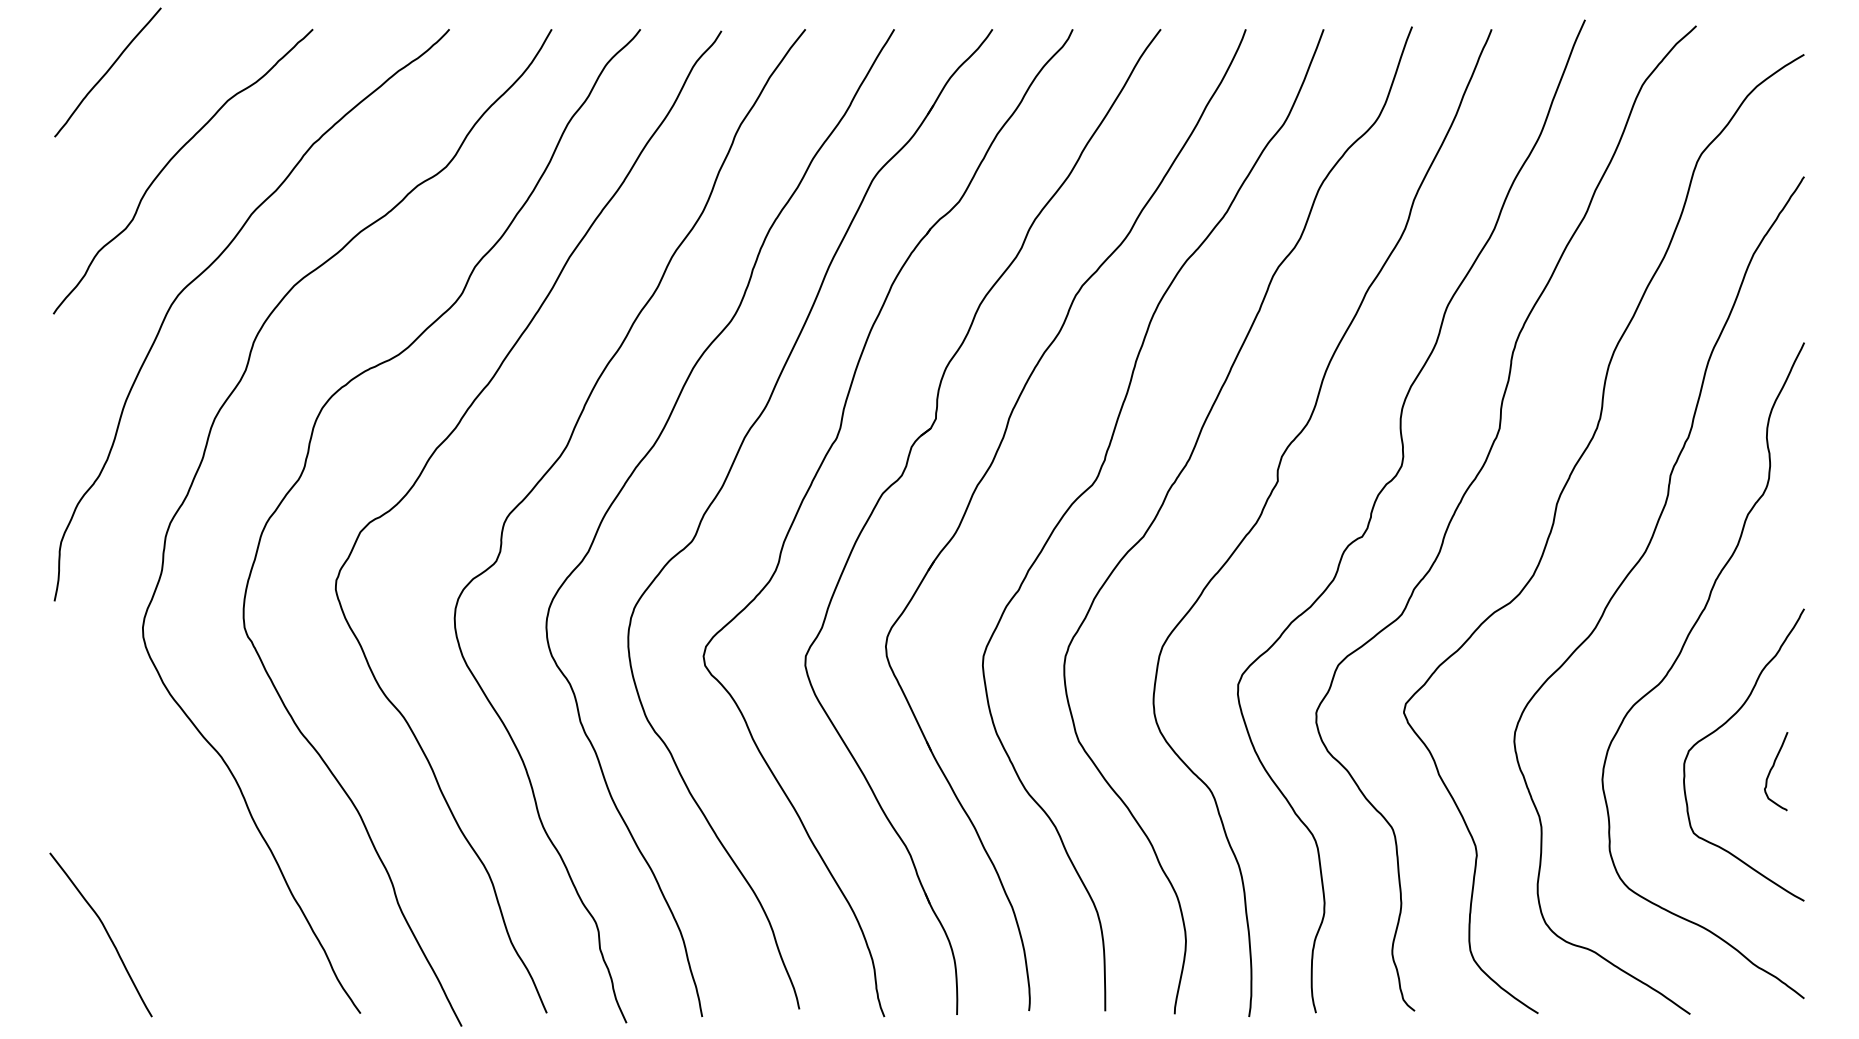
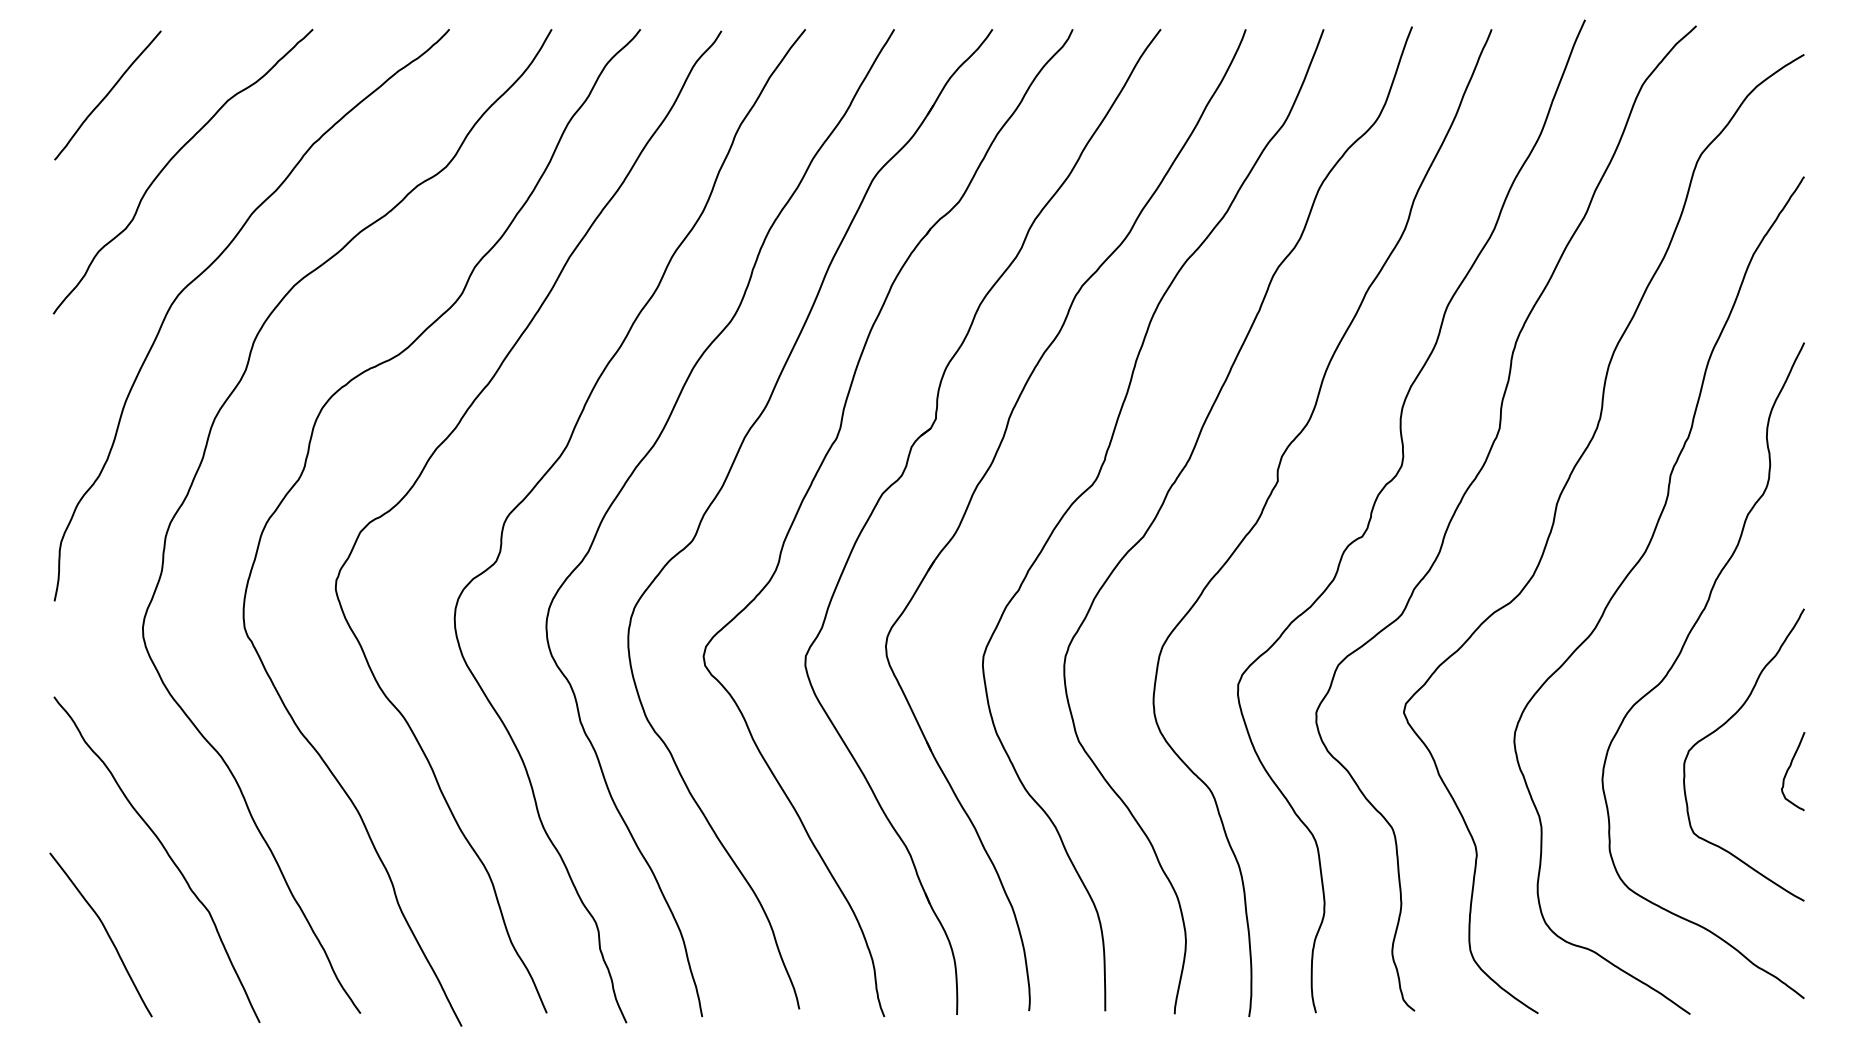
curve position: (107, 72) -> (107, 95) (107, 95)
curve position: (1772, 769) -> (1789, 769) (1789, 769)
curve: none -> present (166, 853)
